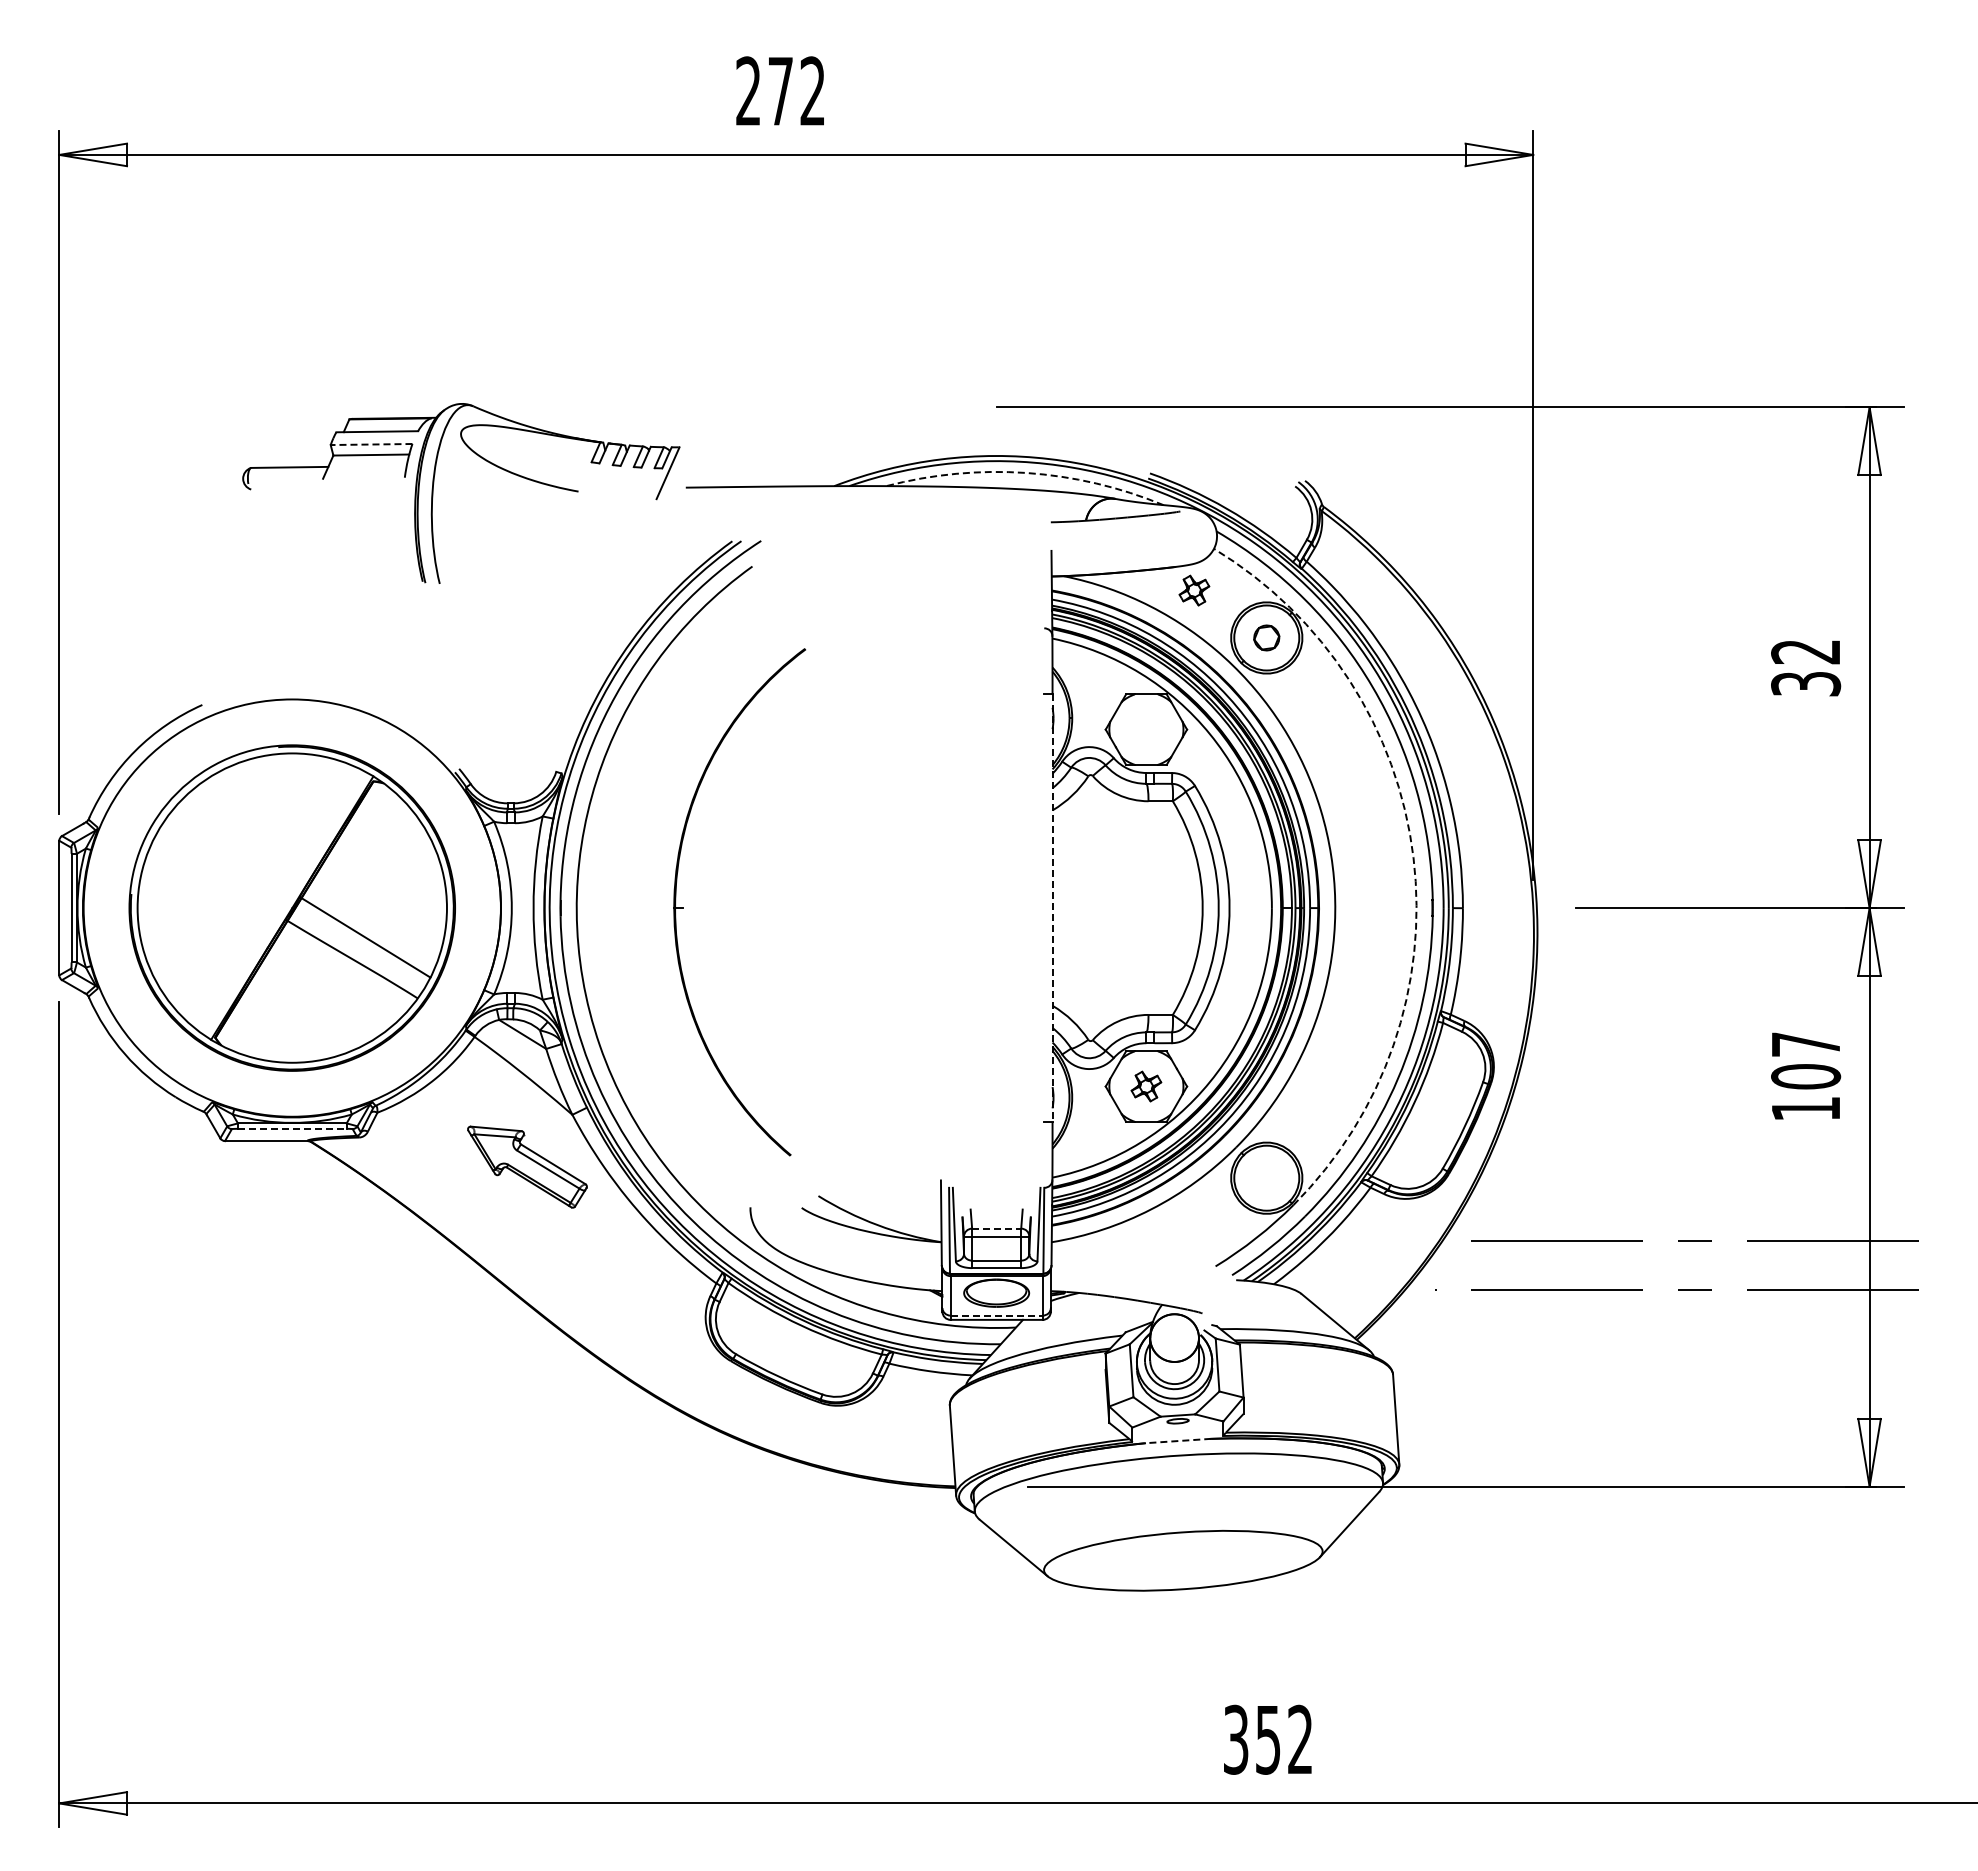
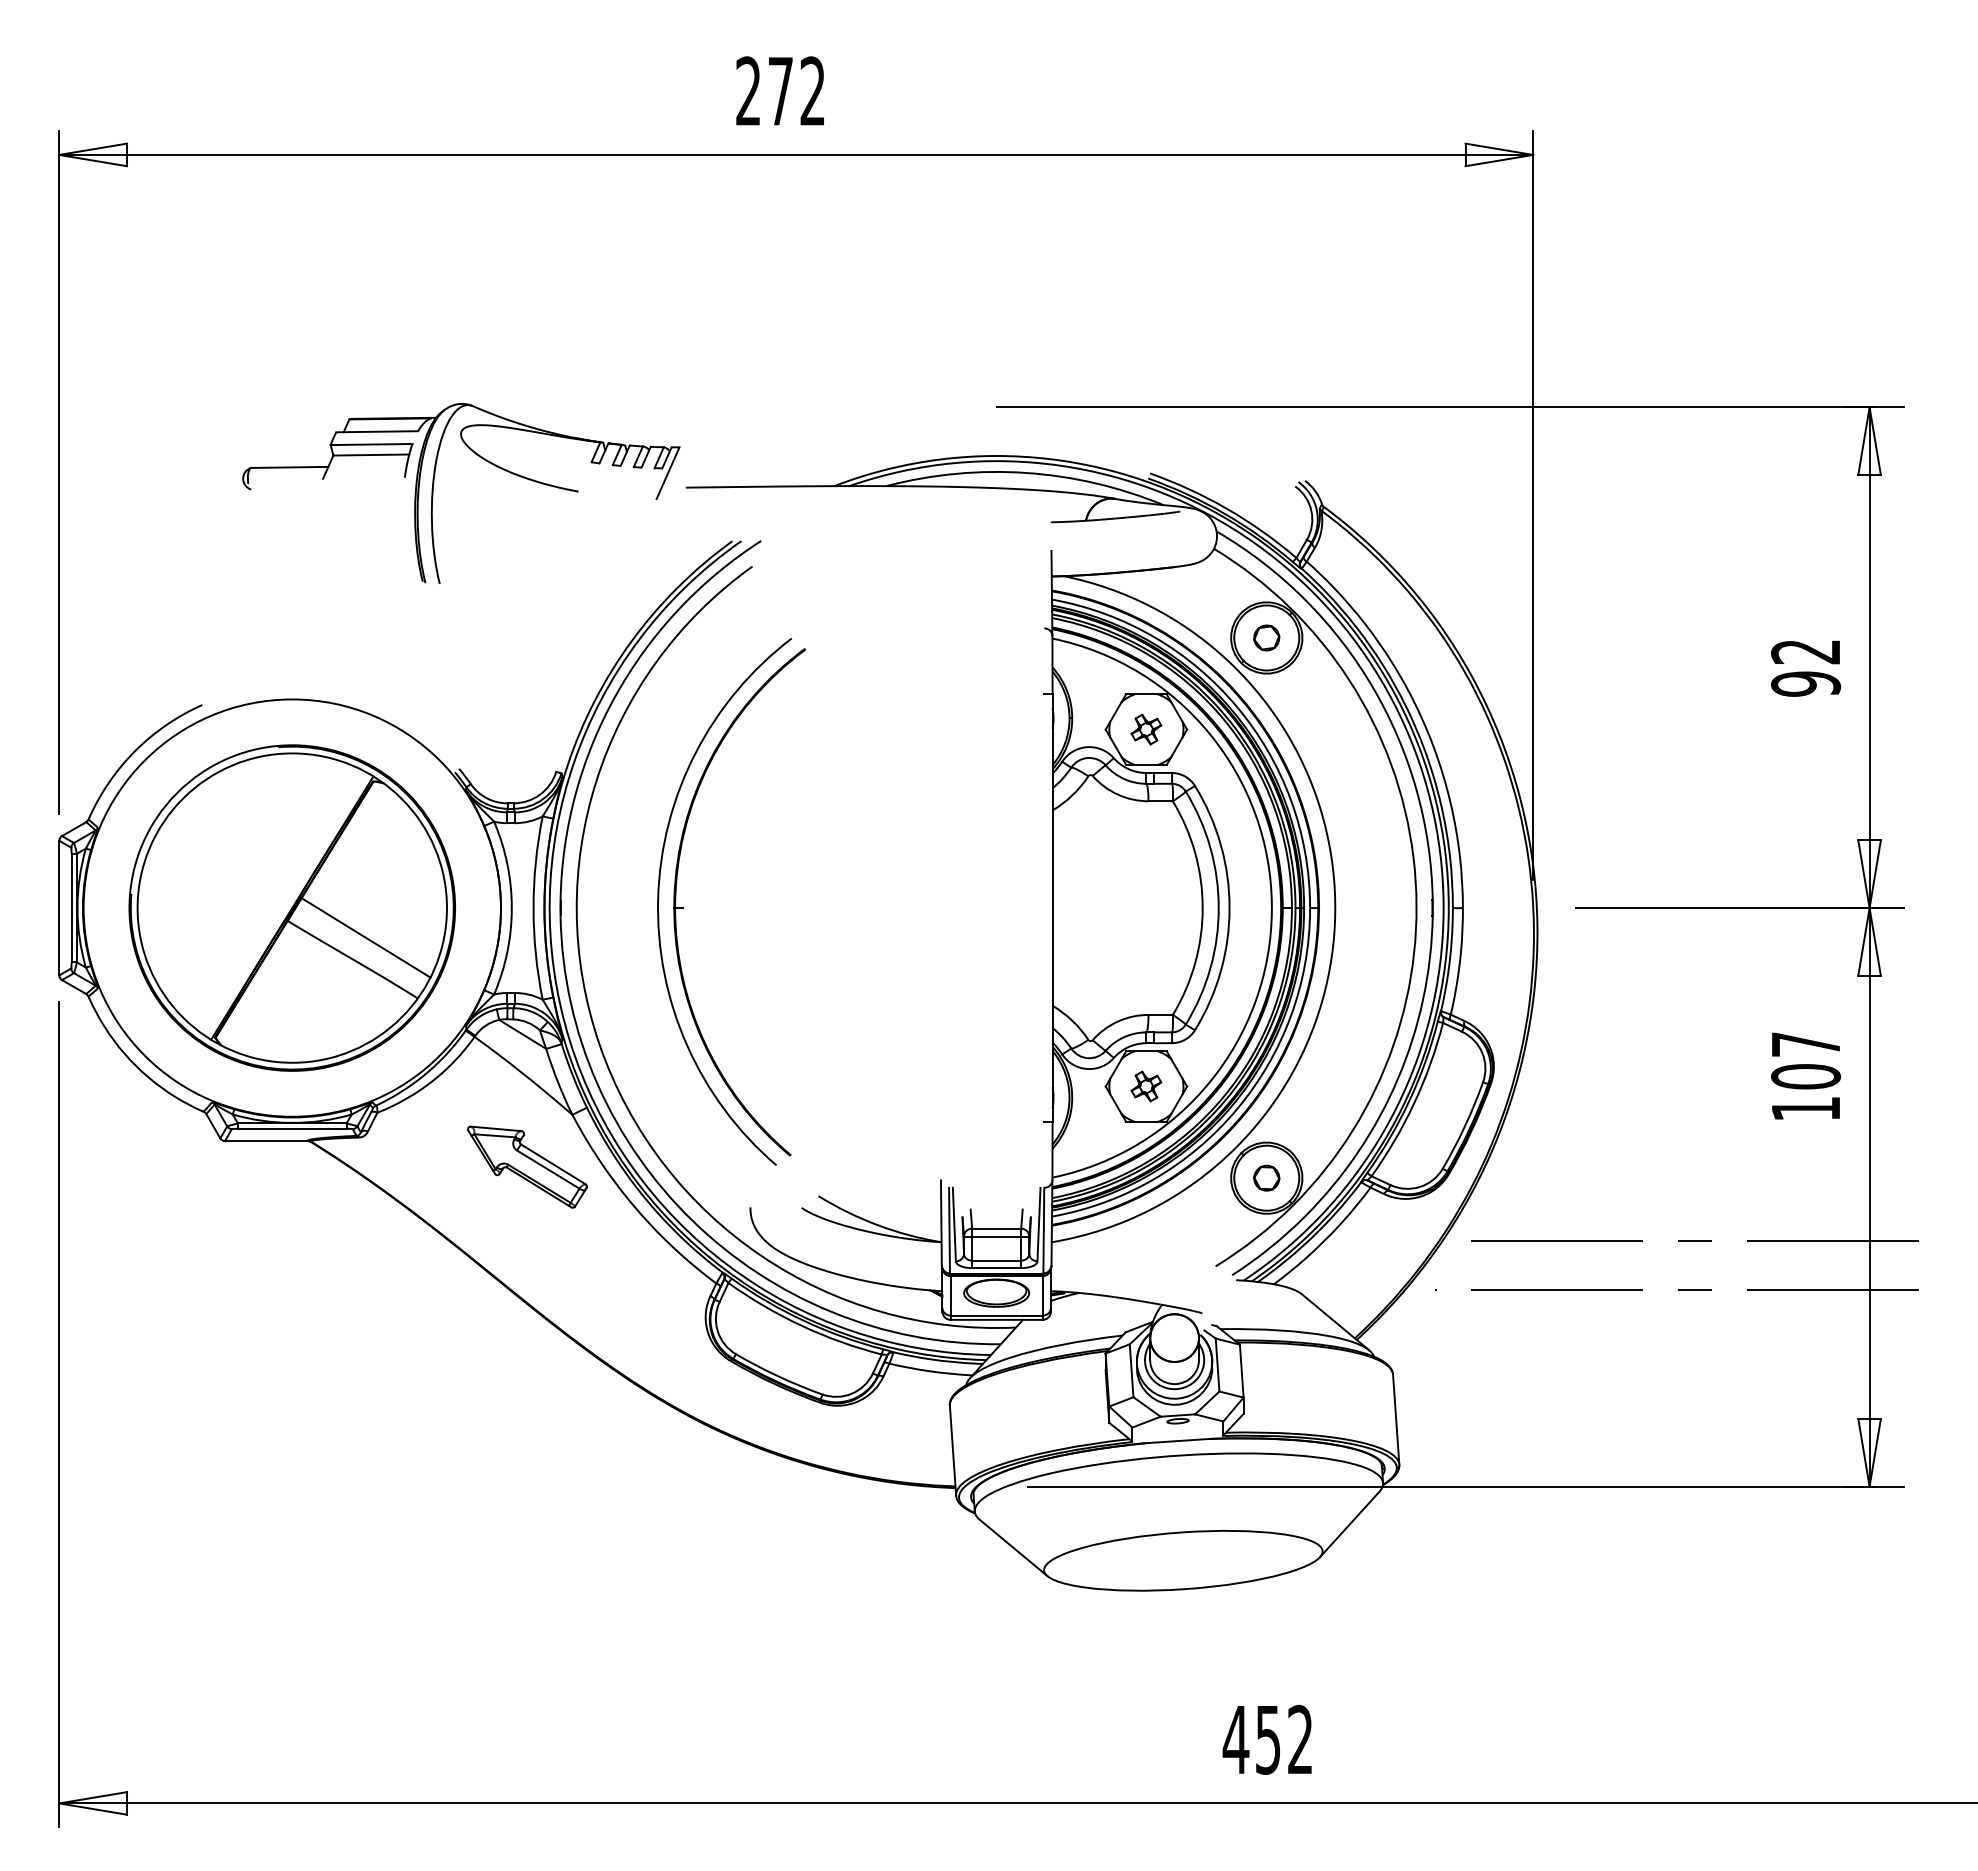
line: dashed -> solid (371, 444)
arc: dashed -> solid (1026, 472)
part position: (1194, 590) -> (1146, 729) (1146, 729)
text: 32 -> 92 (1805, 683)
arc: dashed -> solid (1413, 857)
arc: none -> present (659, 898)
line: dashed -> solid (1052, 908)
line: dashed -> solid (292, 1128)
part: none -> present (1266, 1177)
line: dashed -> solid (996, 1228)
line: dashed -> solid (997, 1315)
line: dashed -> solid (1177, 1441)
text: 352 -> 452 (1235, 1739)
